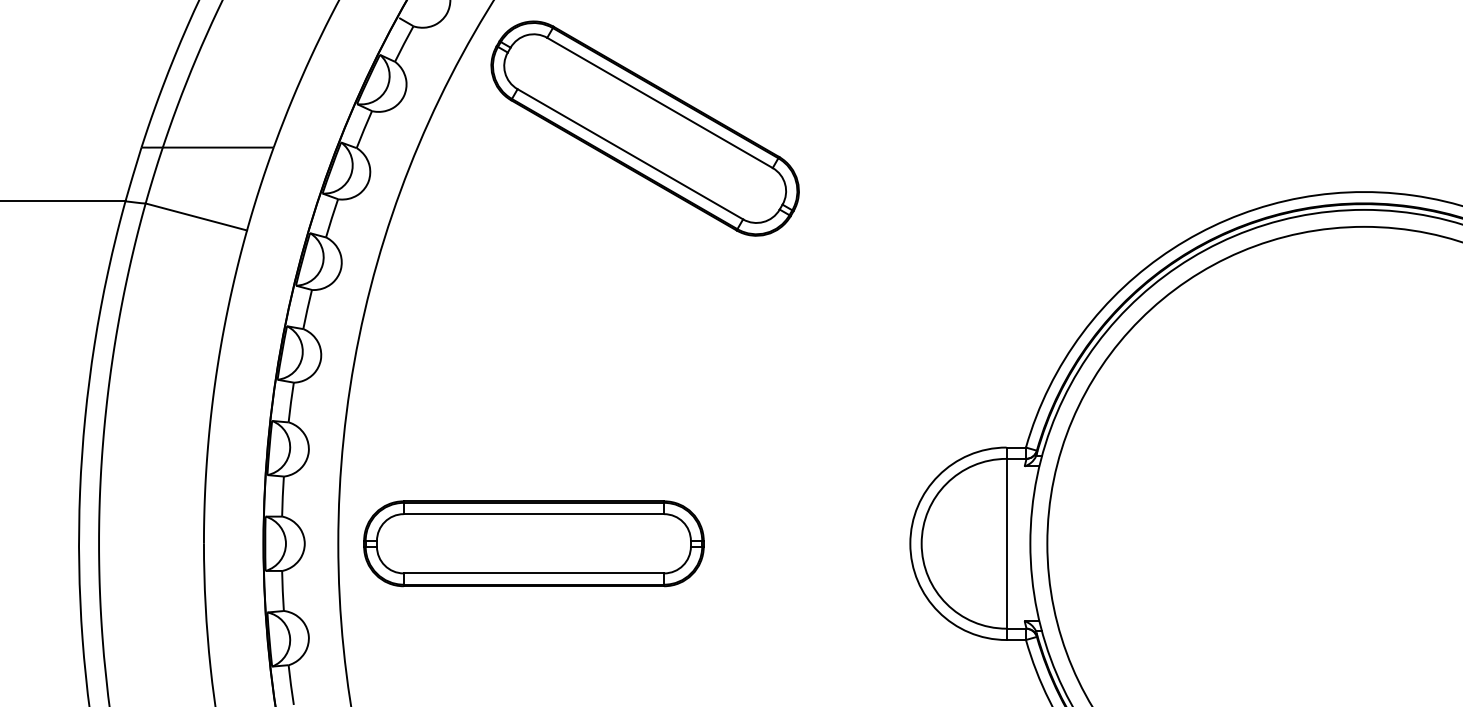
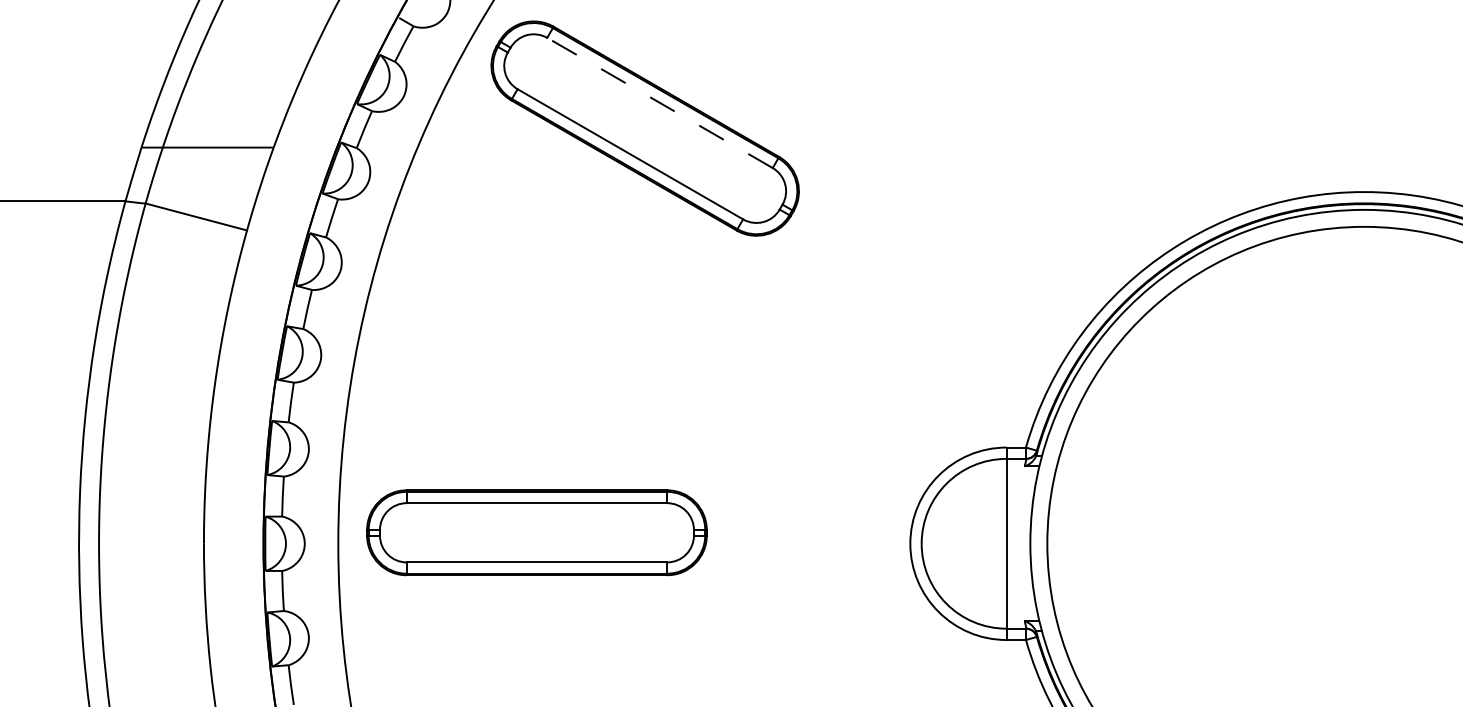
line: solid -> dashed (659, 102)
part position: (533, 543) -> (536, 532) (536, 532)
